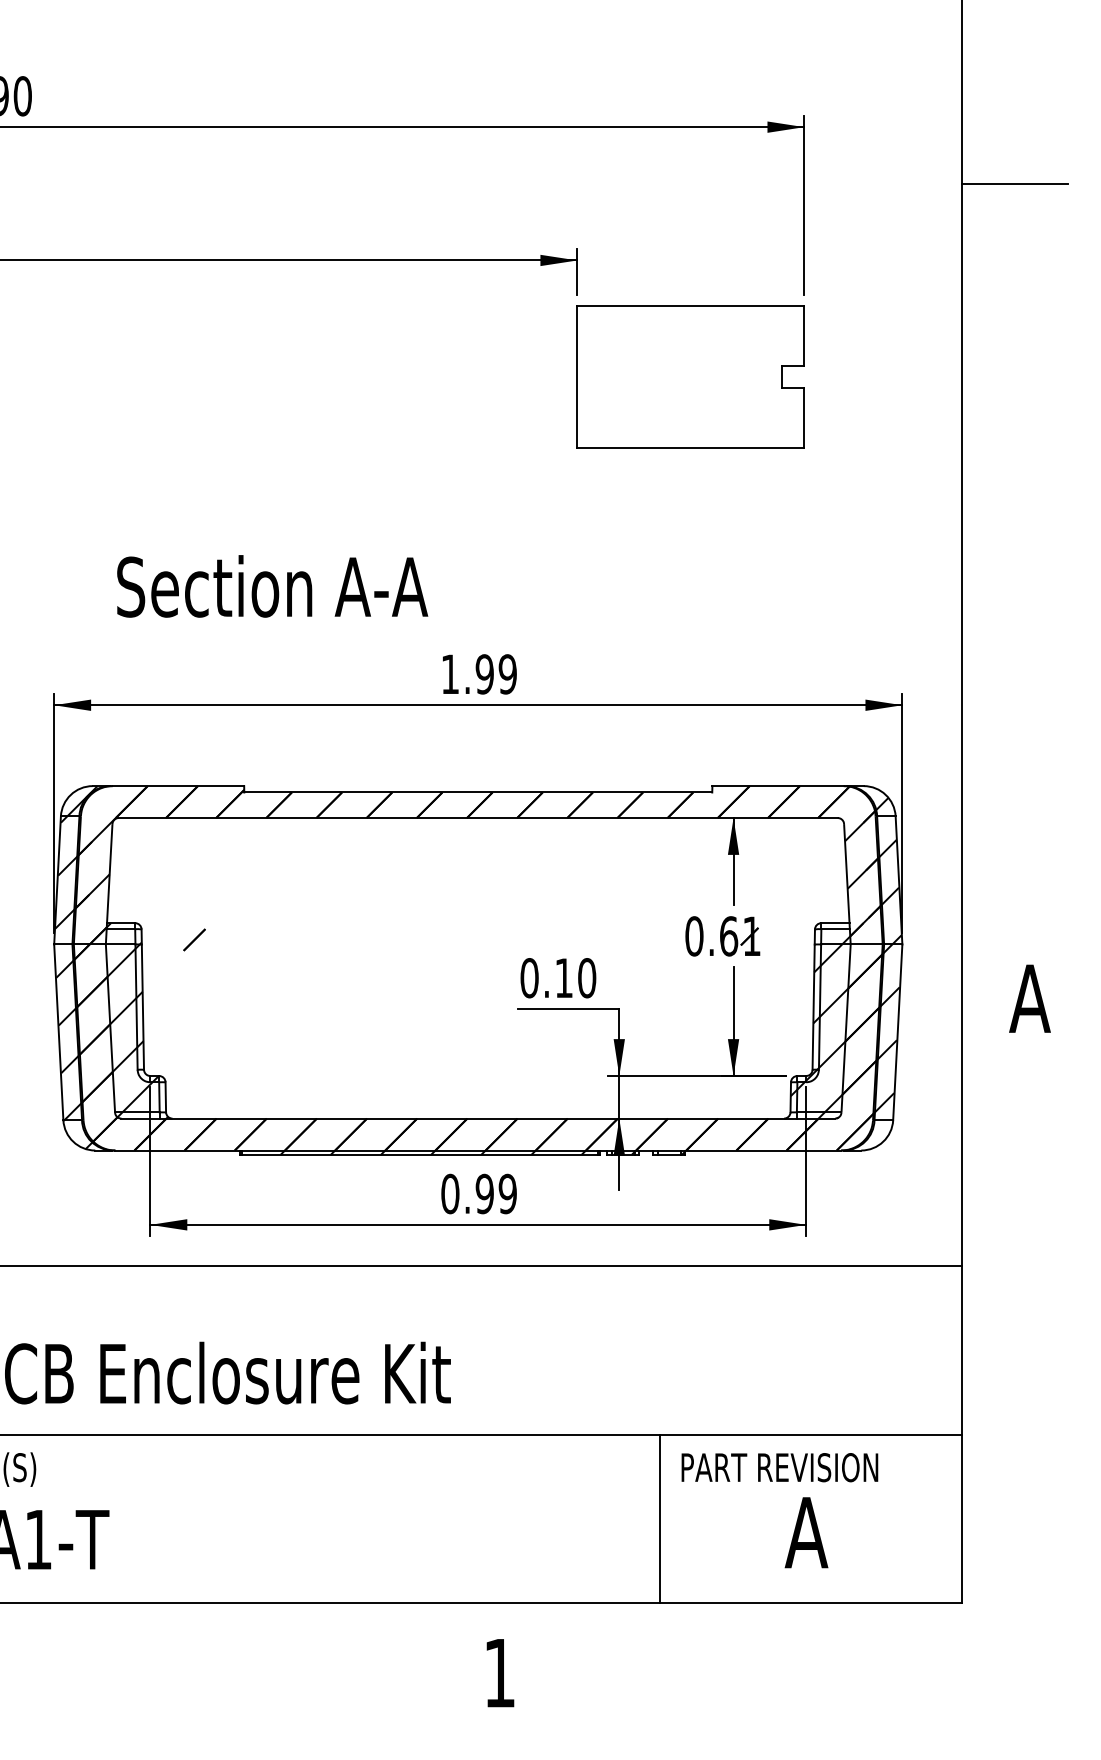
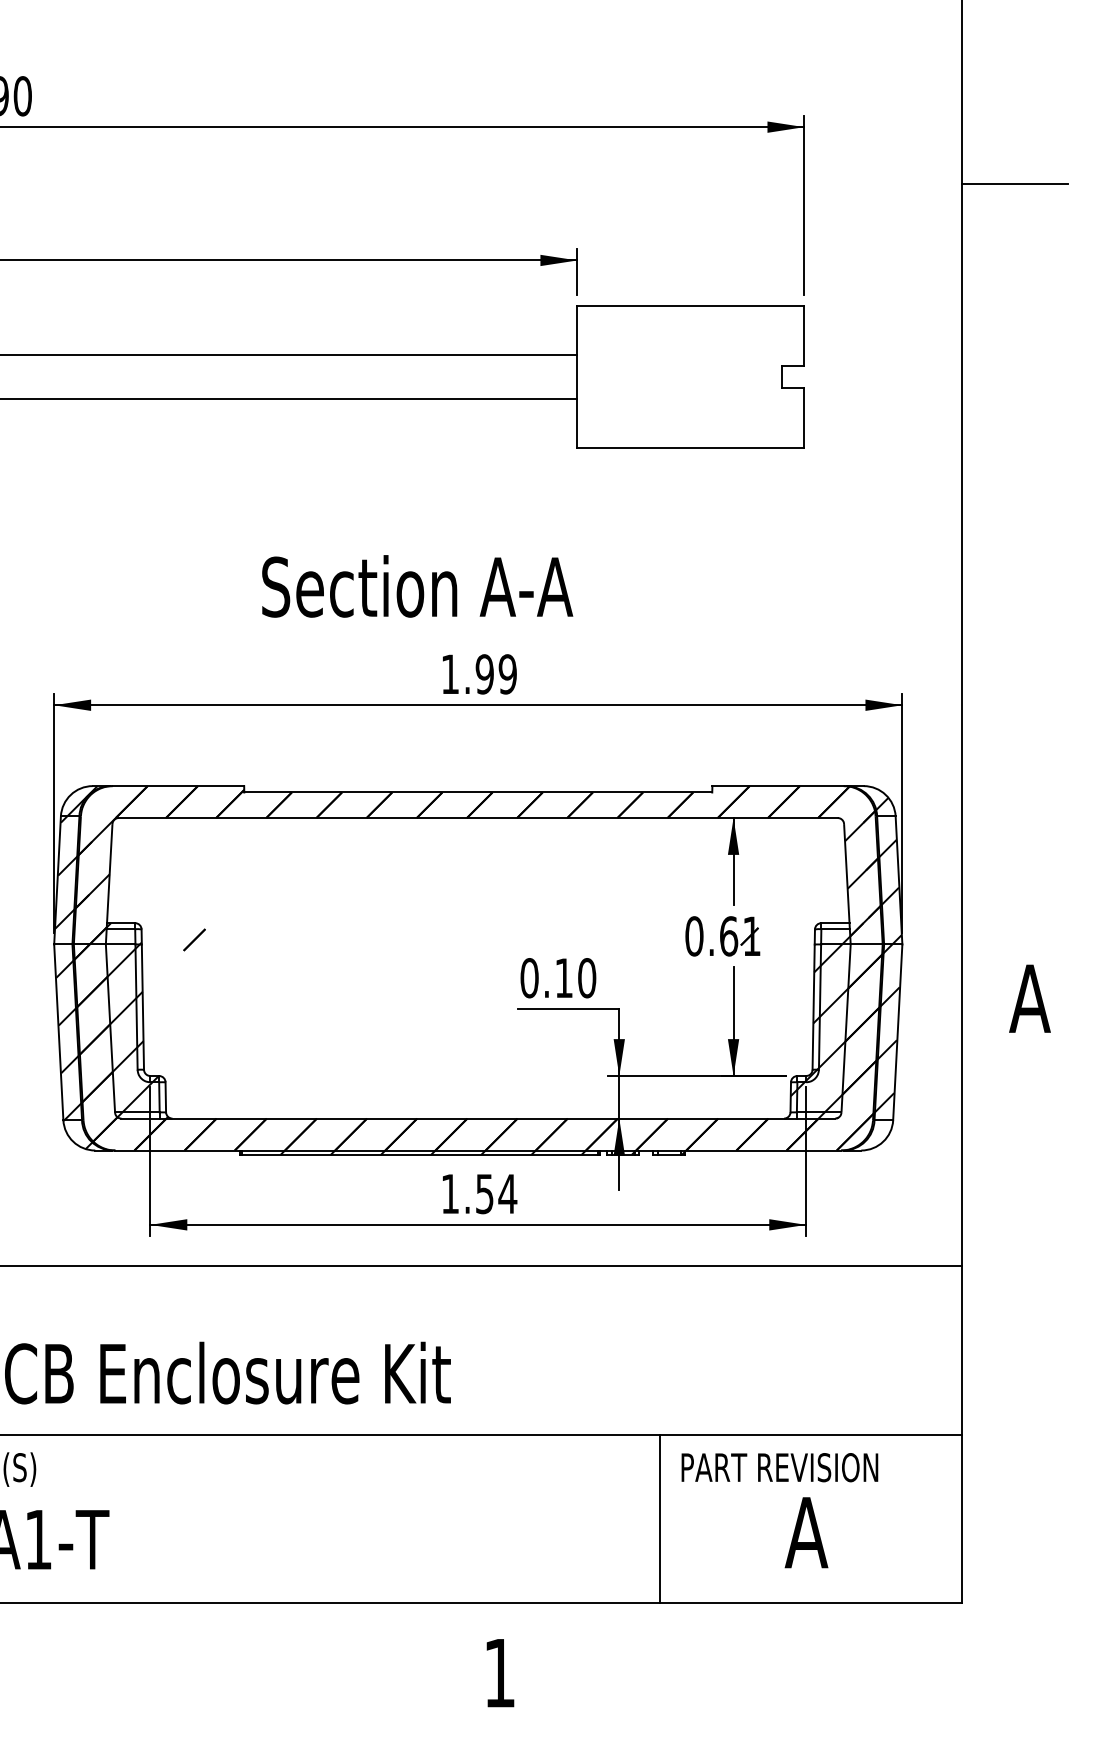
line: none -> present (289, 354)
line: none -> present (289, 399)
text position: (272, 586) -> (417, 586) (417, 586)
text: 0.99 -> 1.54 (479, 1193)
